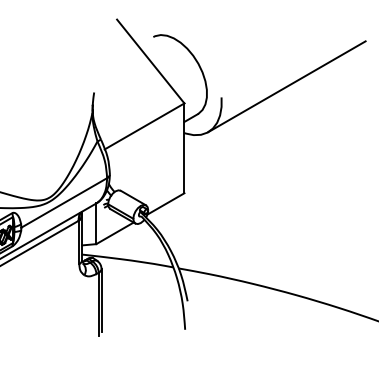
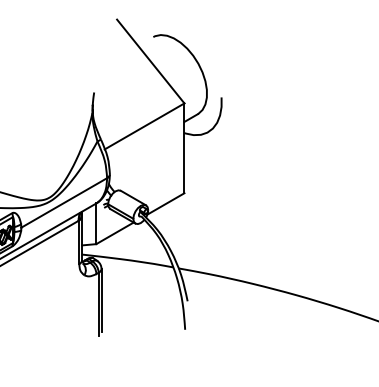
line: present -> none (286, 86)
